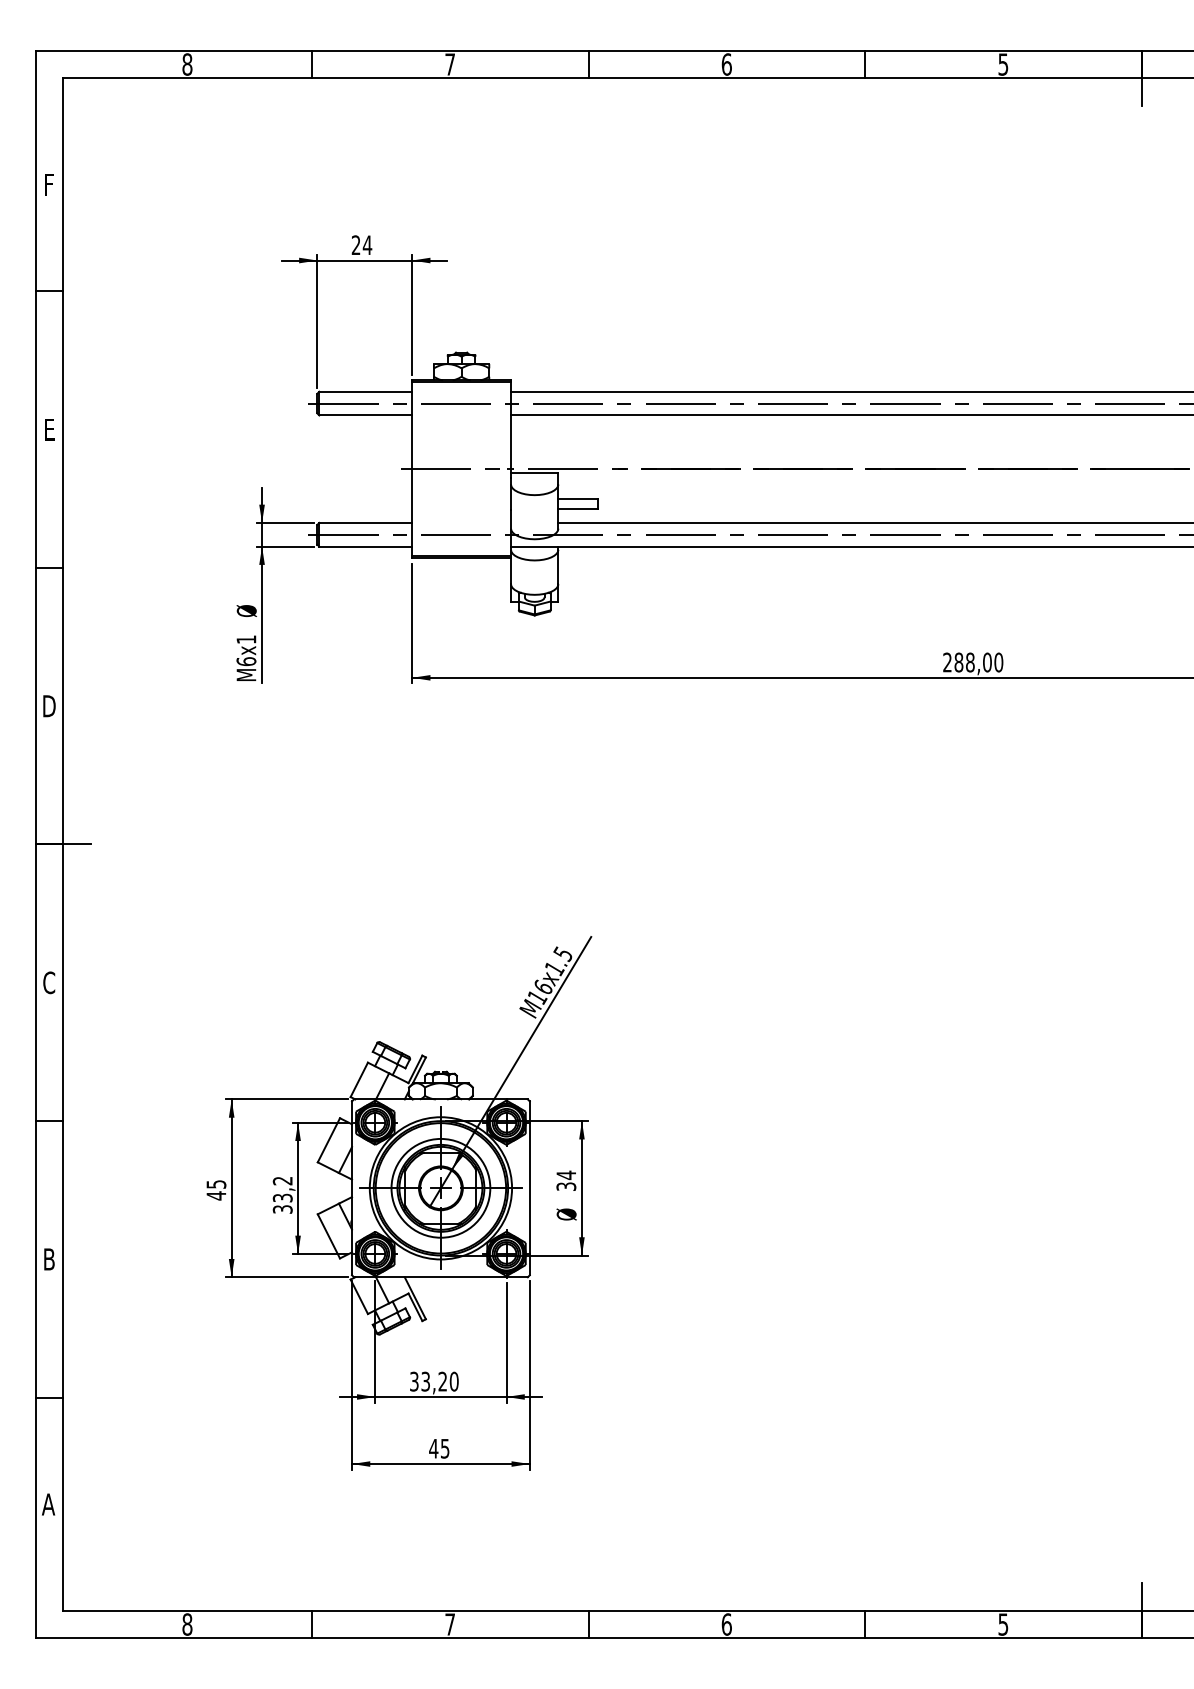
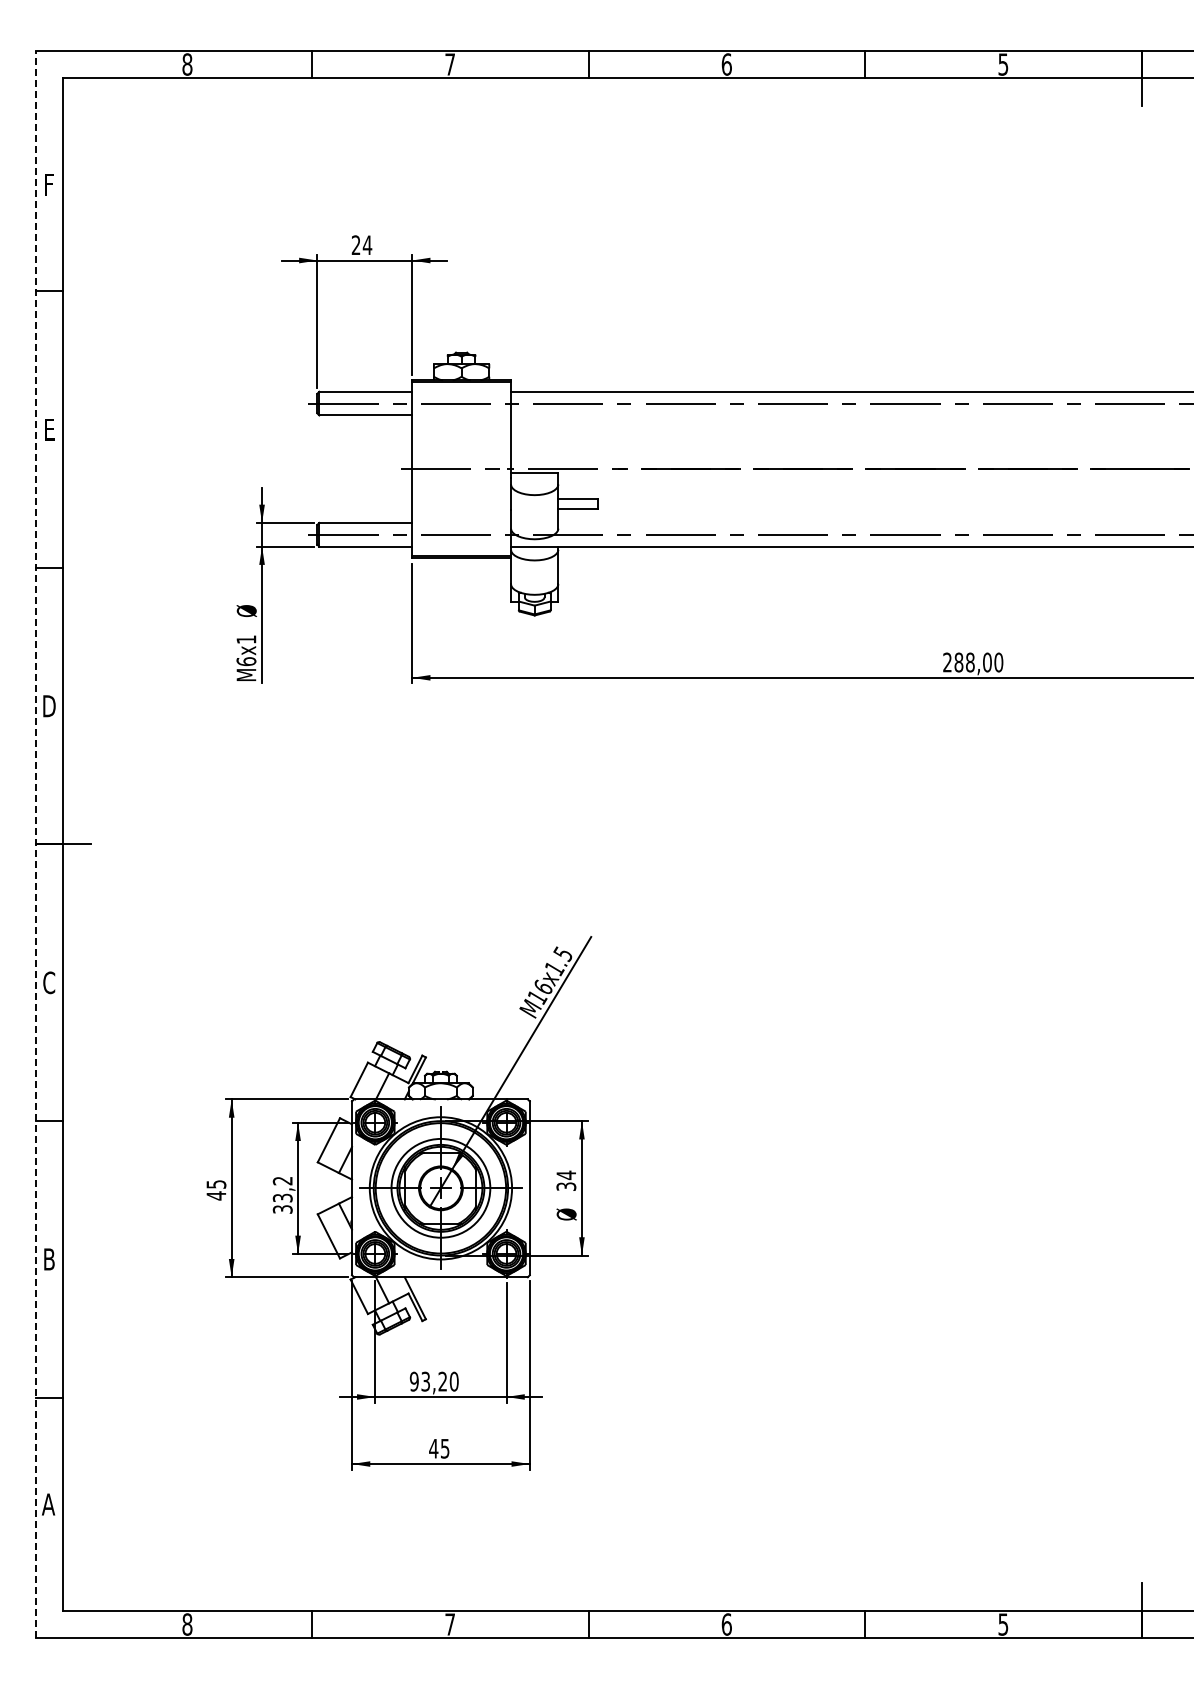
line: present -> none (850, 415)
line: present -> none (874, 522)
line: solid -> dashed (35, 844)
text: 33,20 -> 93,20 (413, 1381)
